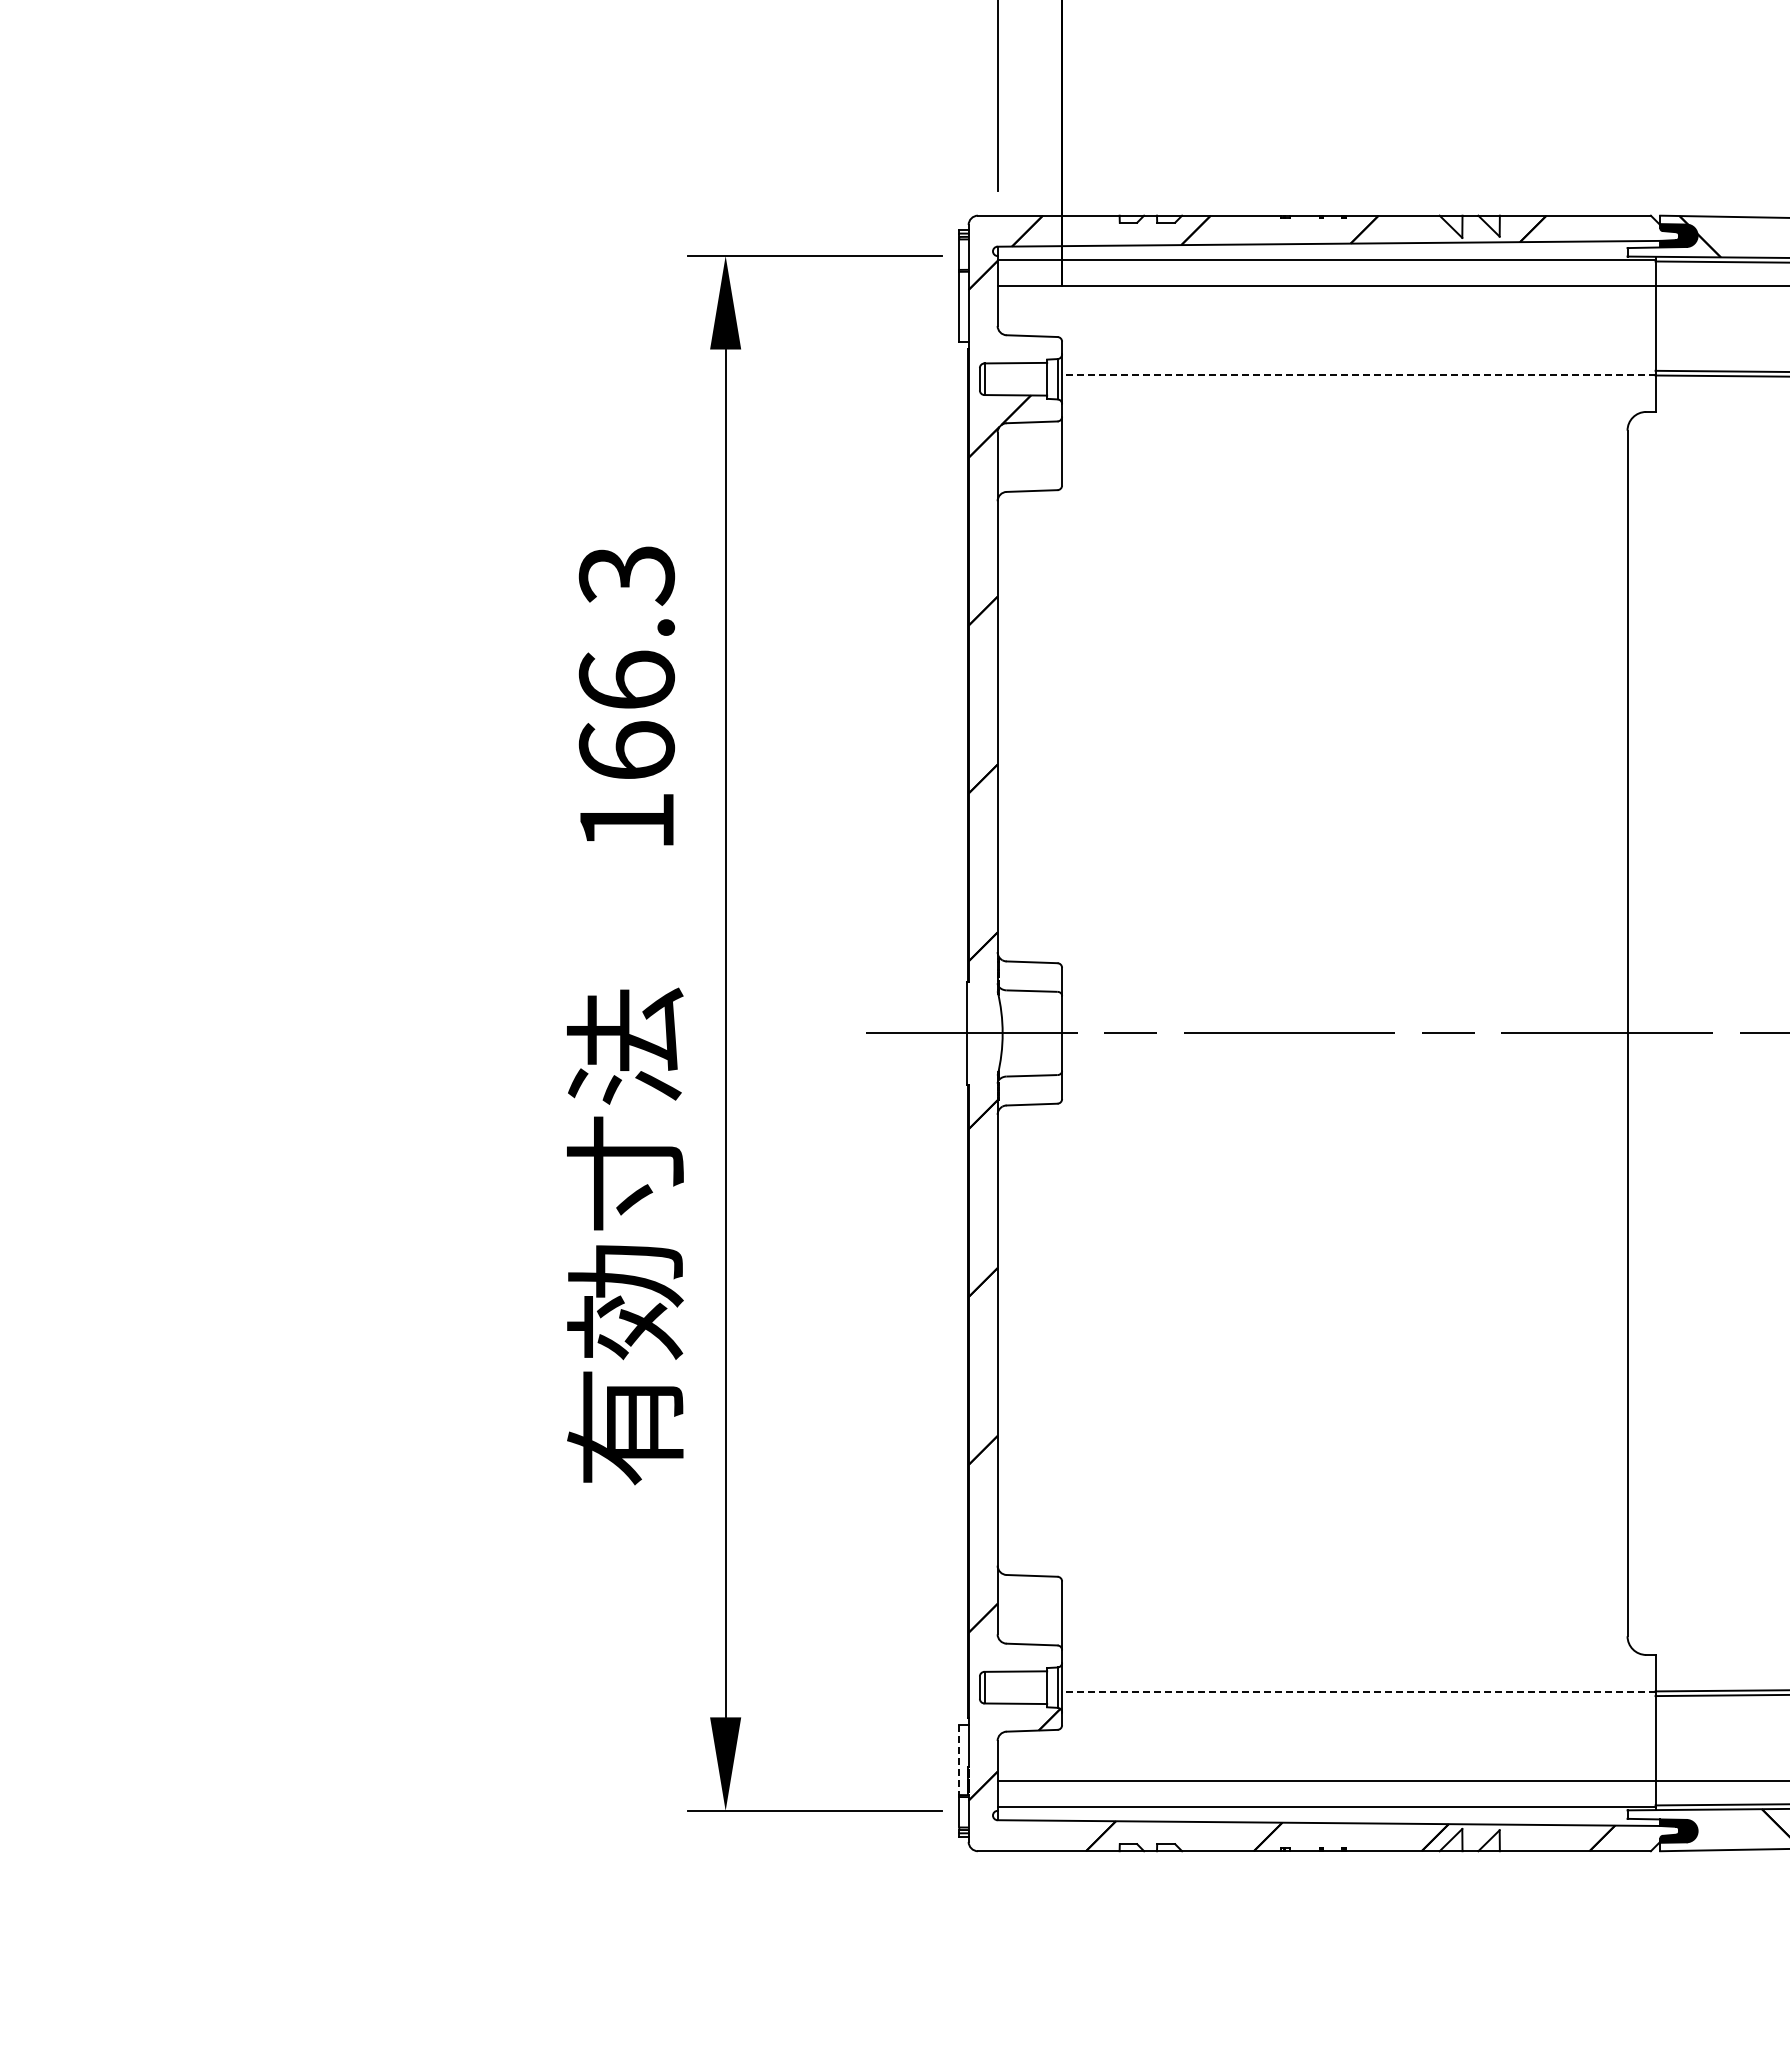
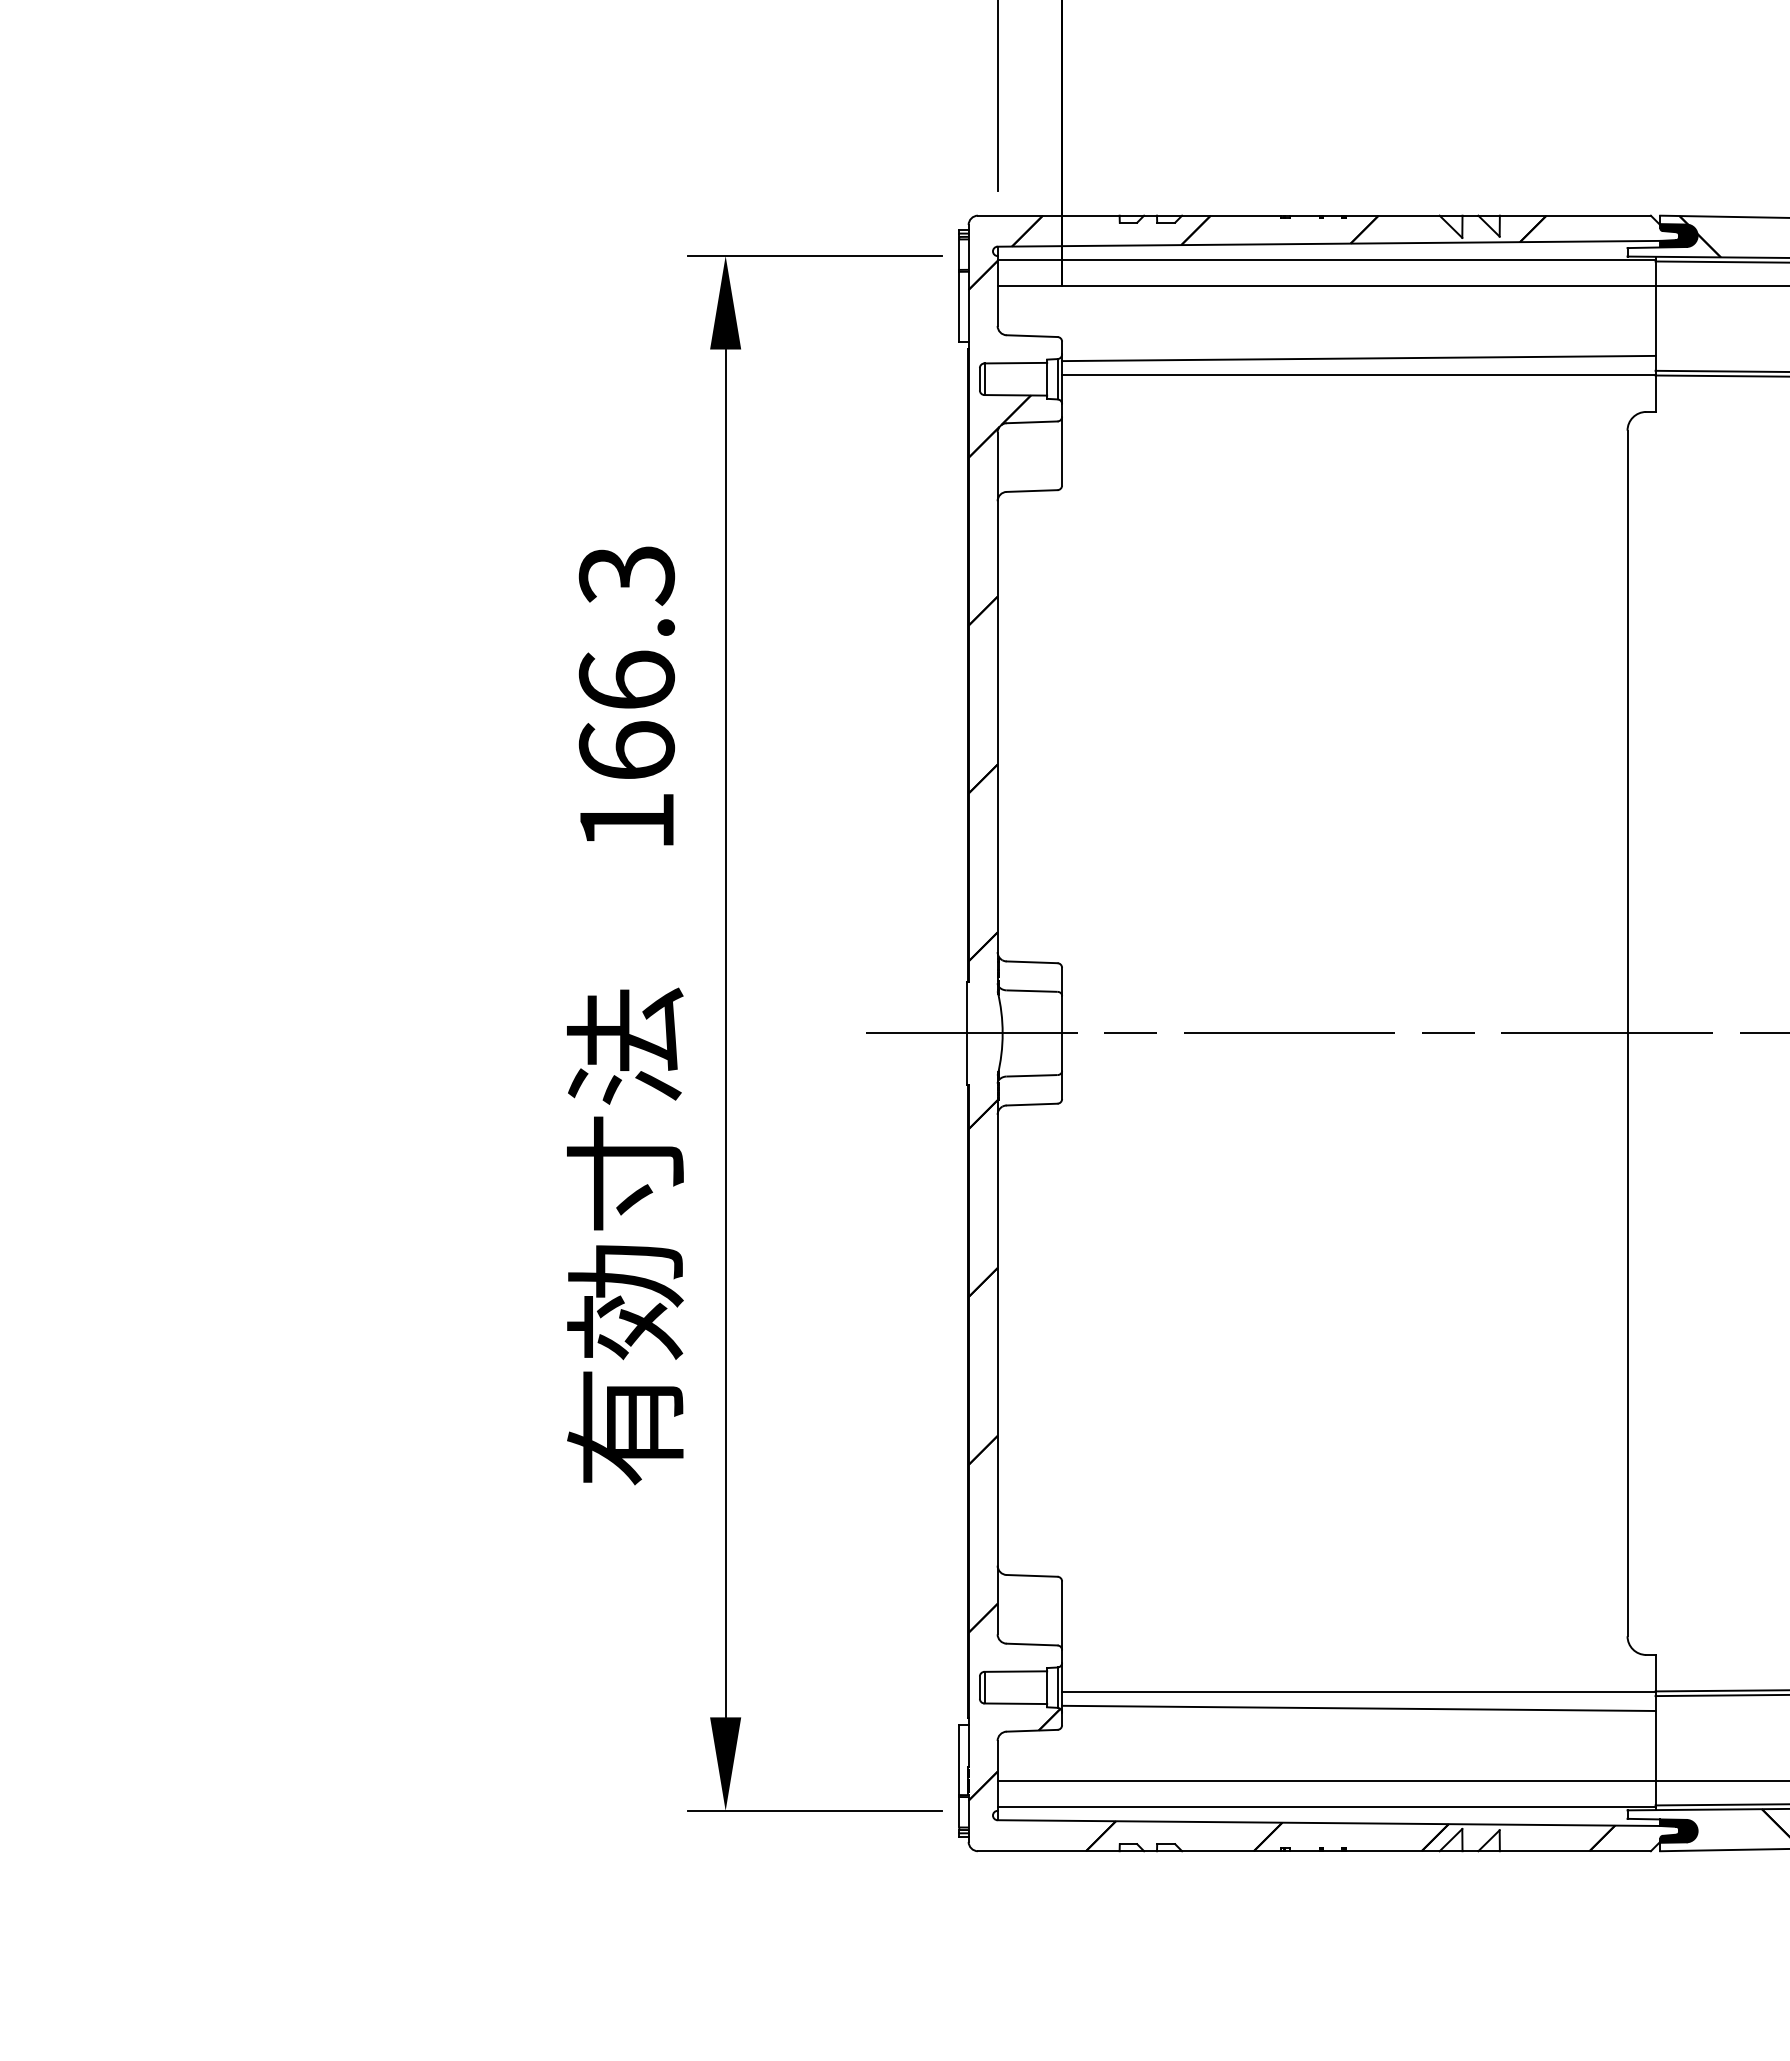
line: none -> present (1358, 358)
line: dashed -> solid (1358, 374)
line: dashed -> solid (1358, 1692)
line: none -> present (1358, 1708)
line: dashed -> solid (959, 1760)
